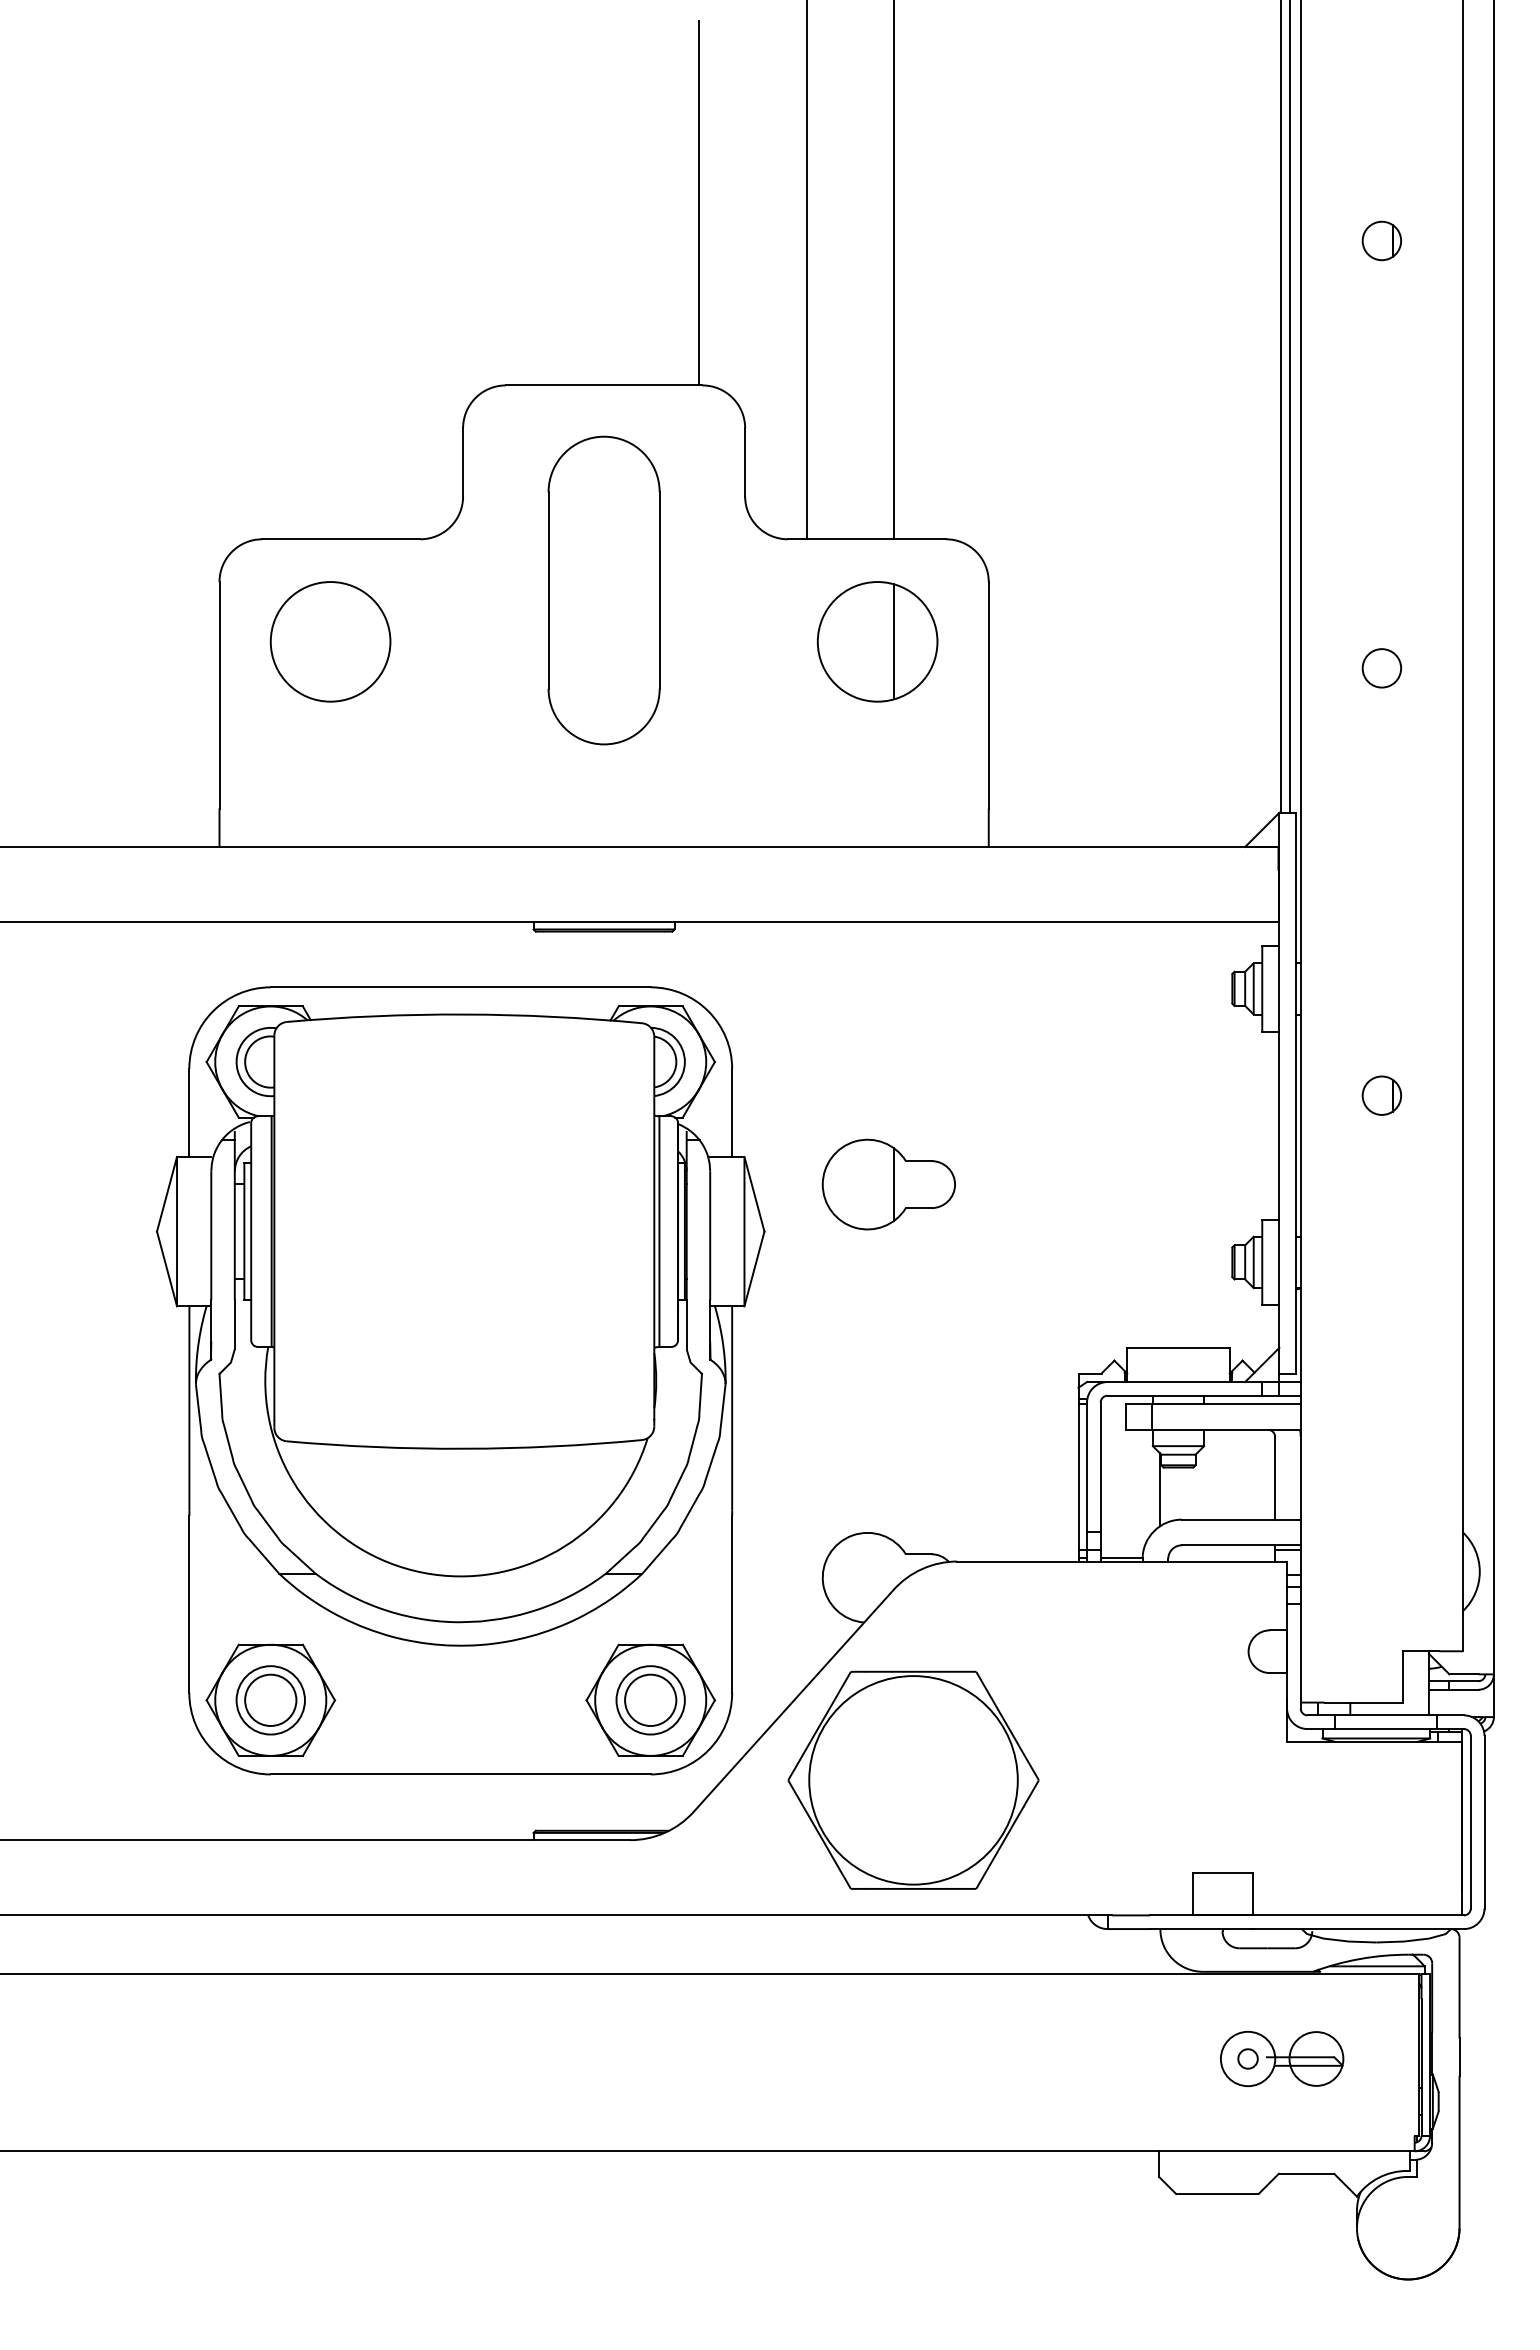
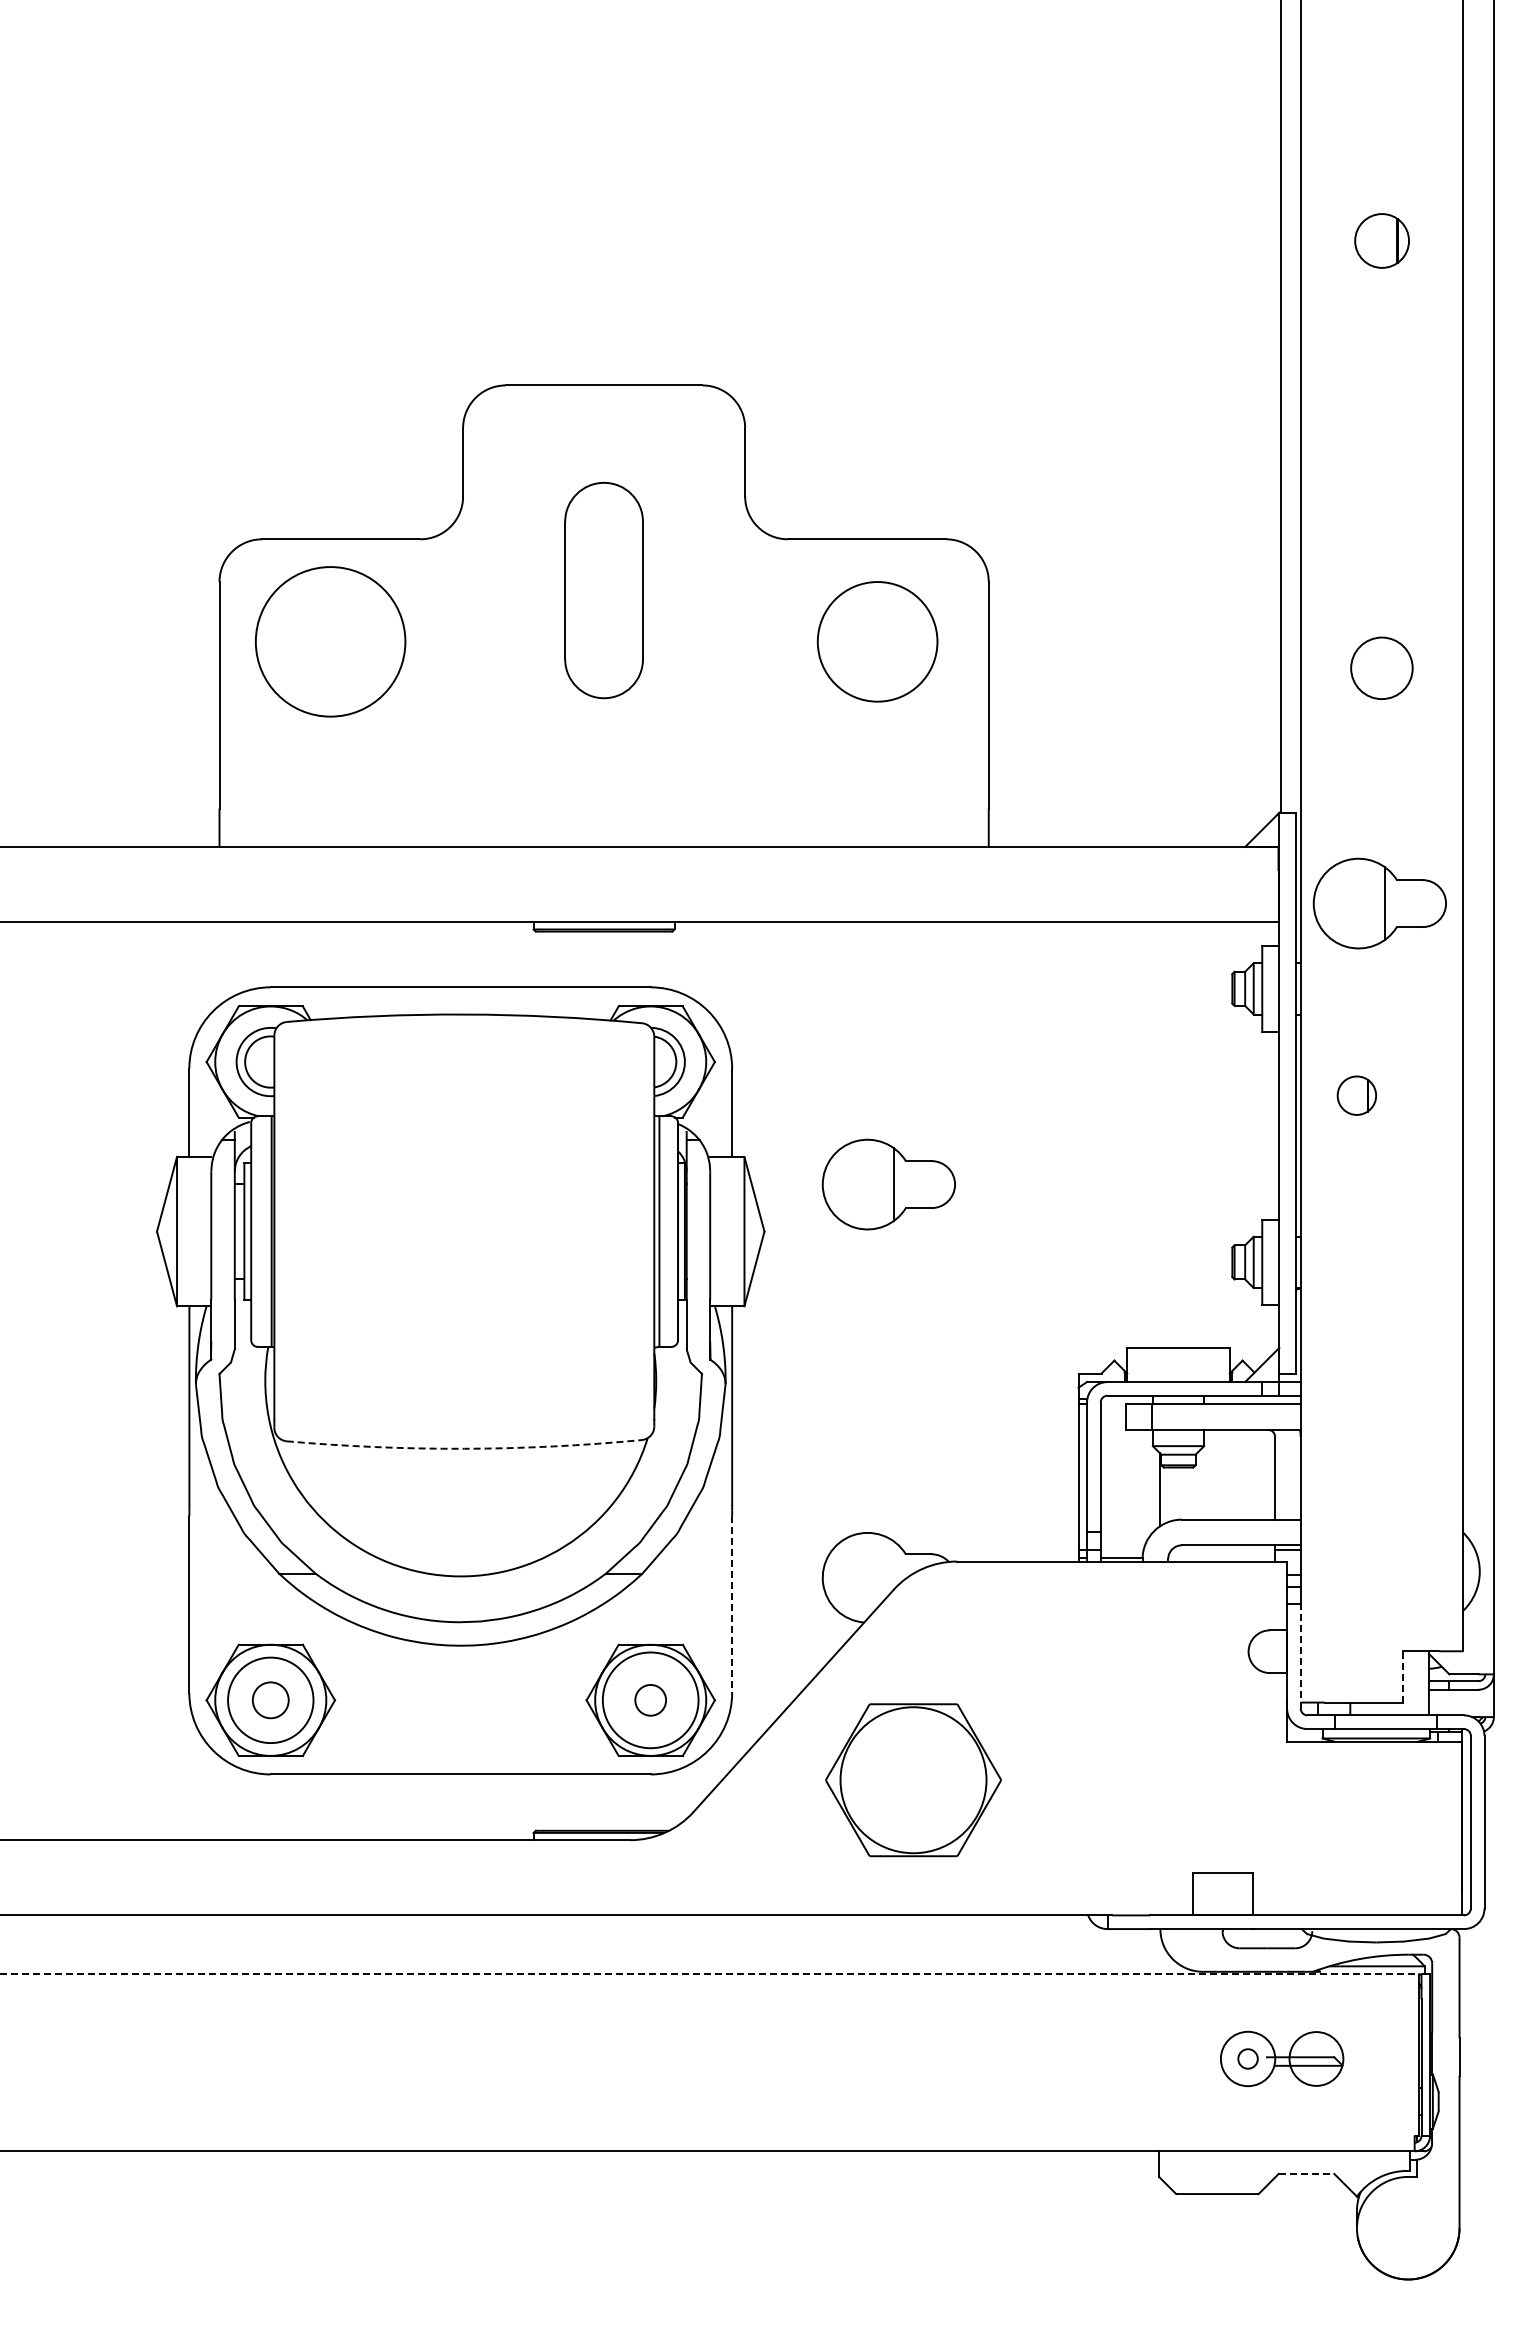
line: present -> none (698, 202)
part size: 41x42 px -> 56x56 px (1381, 240)
line: present -> none (807, 270)
line: present -> none (893, 270)
line: present -> none (1289, 407)
part size: 114x311 px -> 80x218 px (603, 590)
circle diameter: 120 px -> 150 px (330, 641)
line: present -> none (893, 641)
circle diameter: 38 px -> 62 px (1381, 668)
part: none -> present (1379, 903)
part position: (1381, 1095) -> (1356, 1095) (1356, 1095)
arc: solid -> dashed (464, 1448)
line: solid -> dashed (732, 1604)
line: solid -> dashed (1300, 1655)
line: solid -> dashed (1403, 1676)
circle diameter: 51 px -> 36 px (270, 1700)
circle diameter: 51 px -> 31 px (650, 1699)
circle diameter: 68 px -> 85 px (270, 1700)
circle diameter: 68 px -> 96 px (650, 1700)
part size: 253x220 px -> 177x155 px (913, 1780)
line: solid -> dashed (710, 1973)
line: solid -> dashed (1306, 2173)
